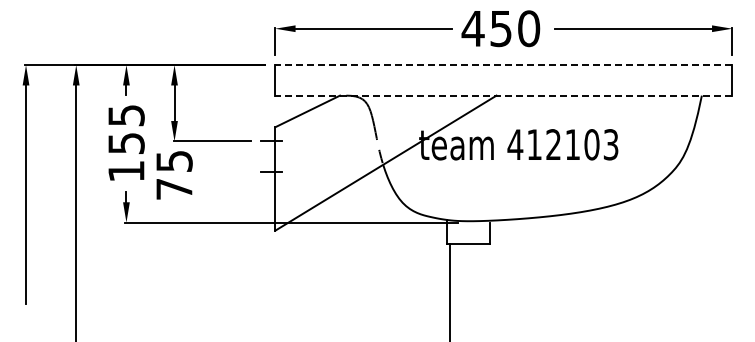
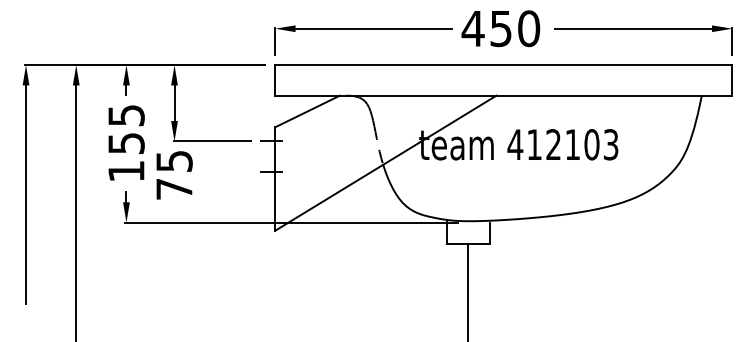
line: dashed -> solid (503, 65)
line: dashed -> solid (503, 95)
line position: (450, 291) -> (468, 291) (468, 291)
